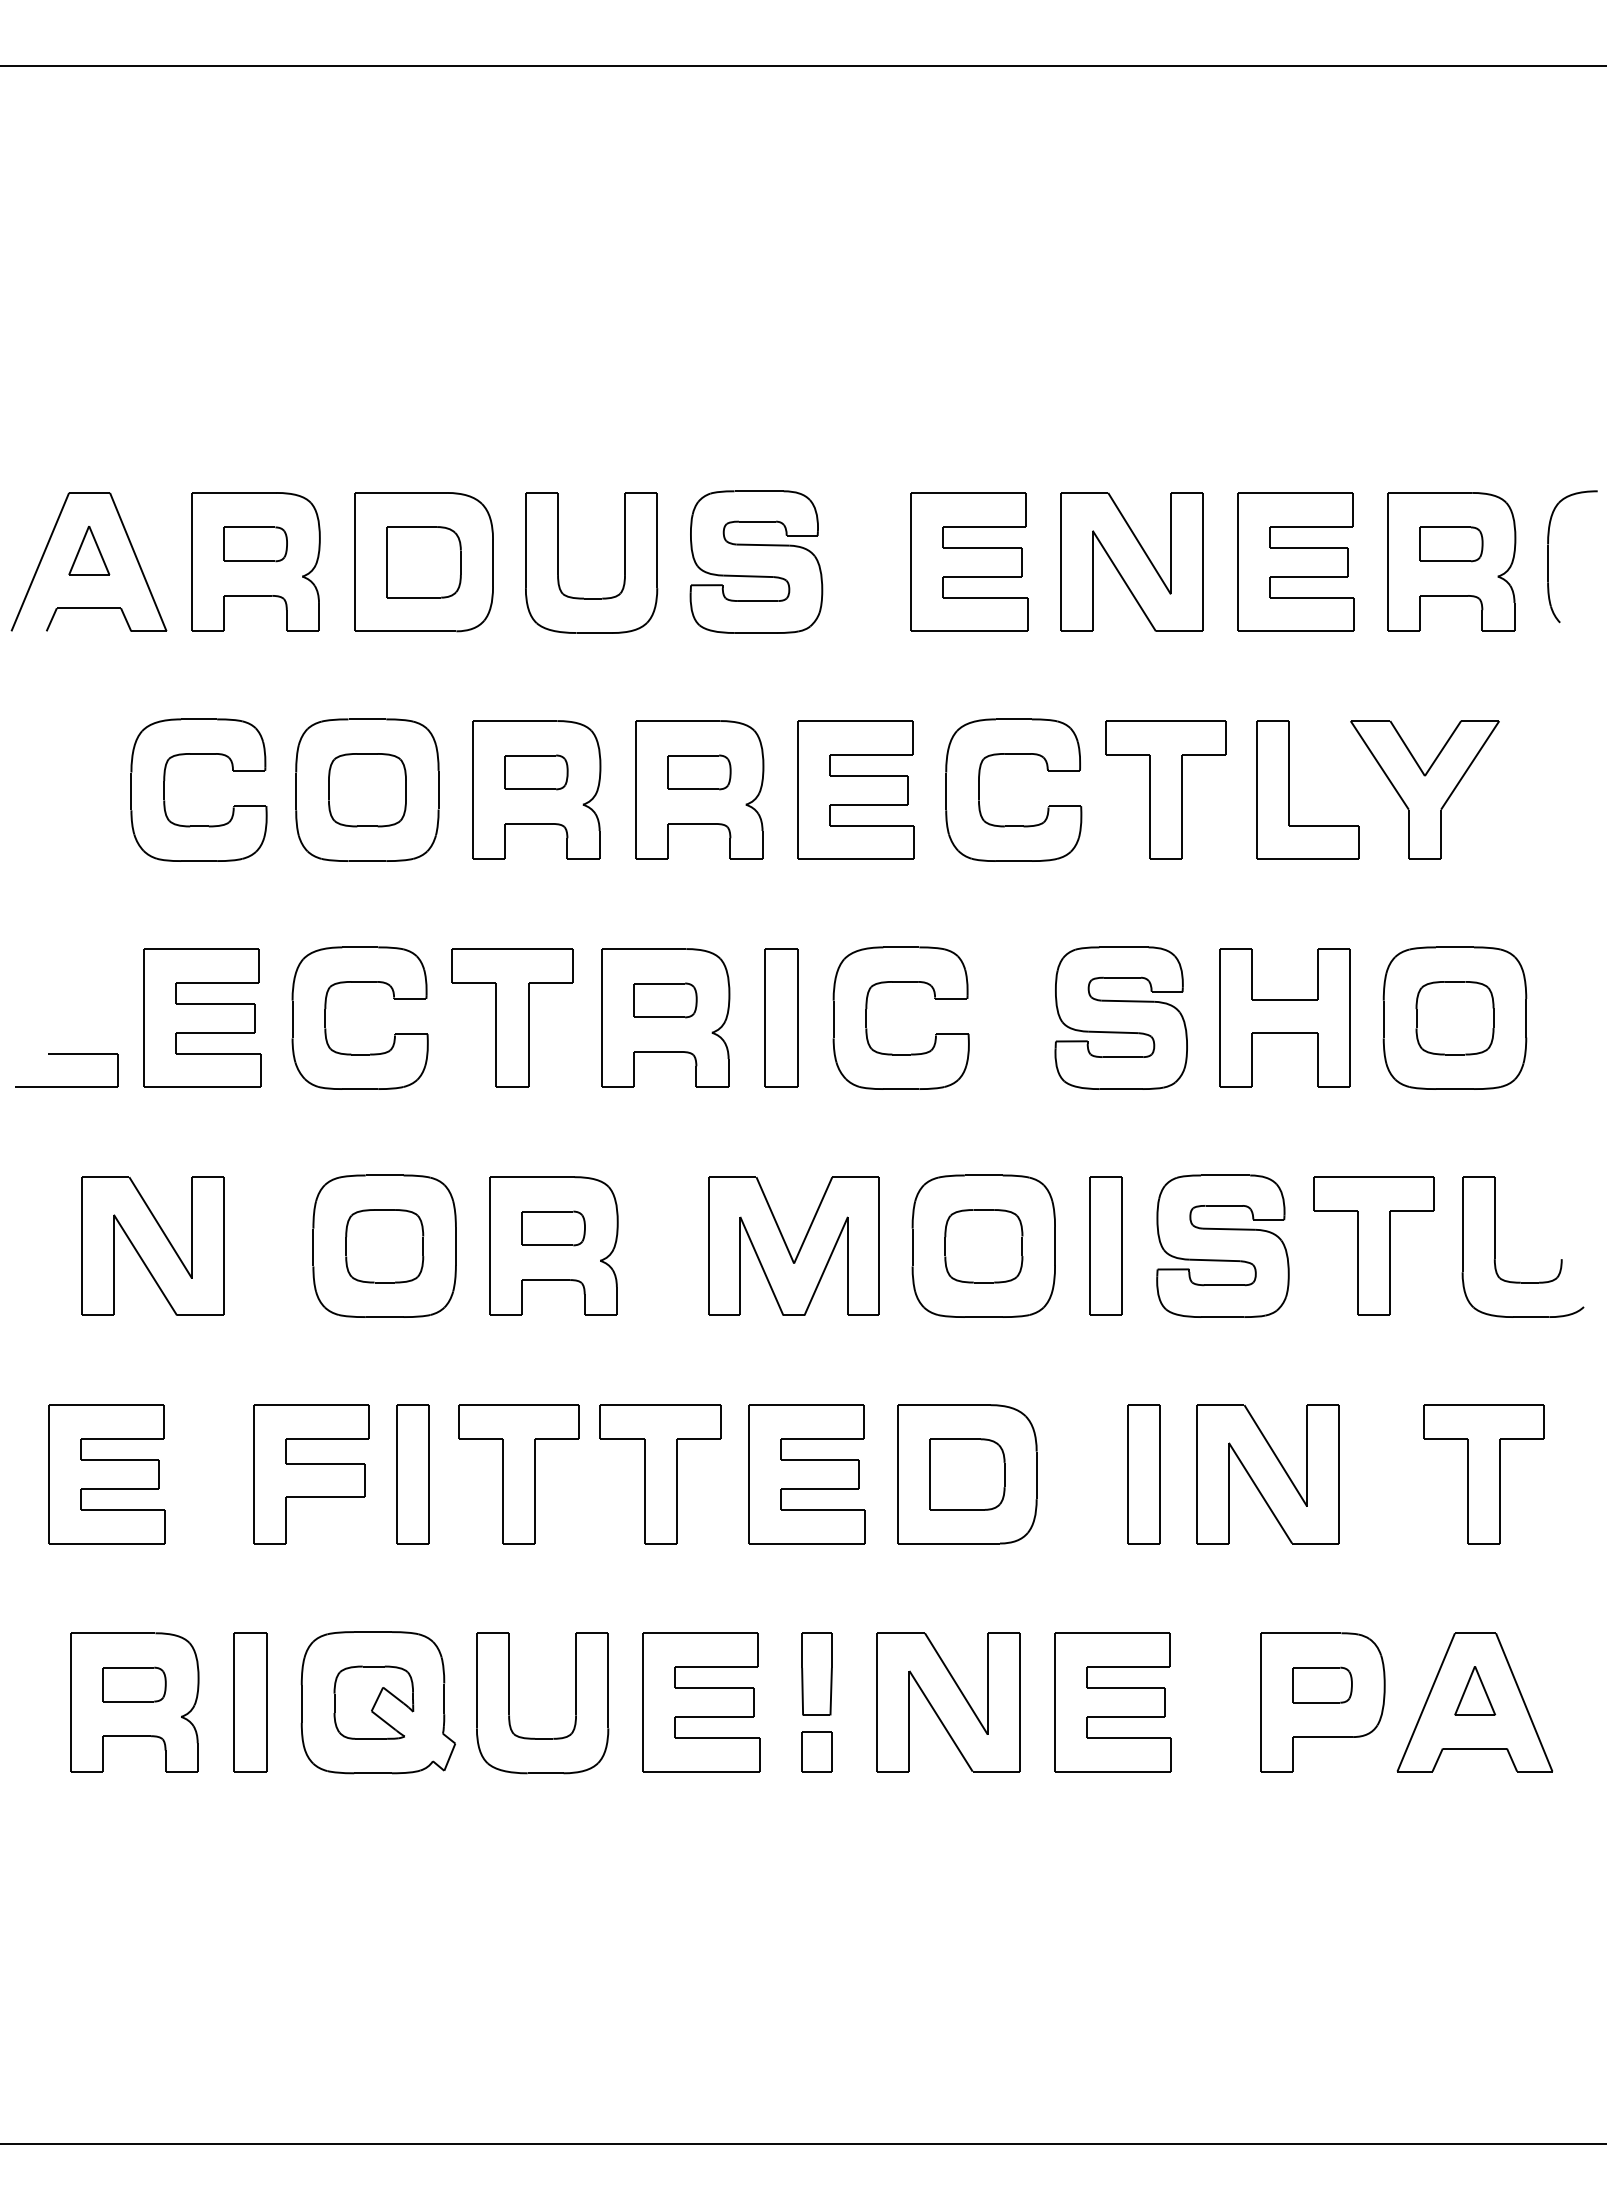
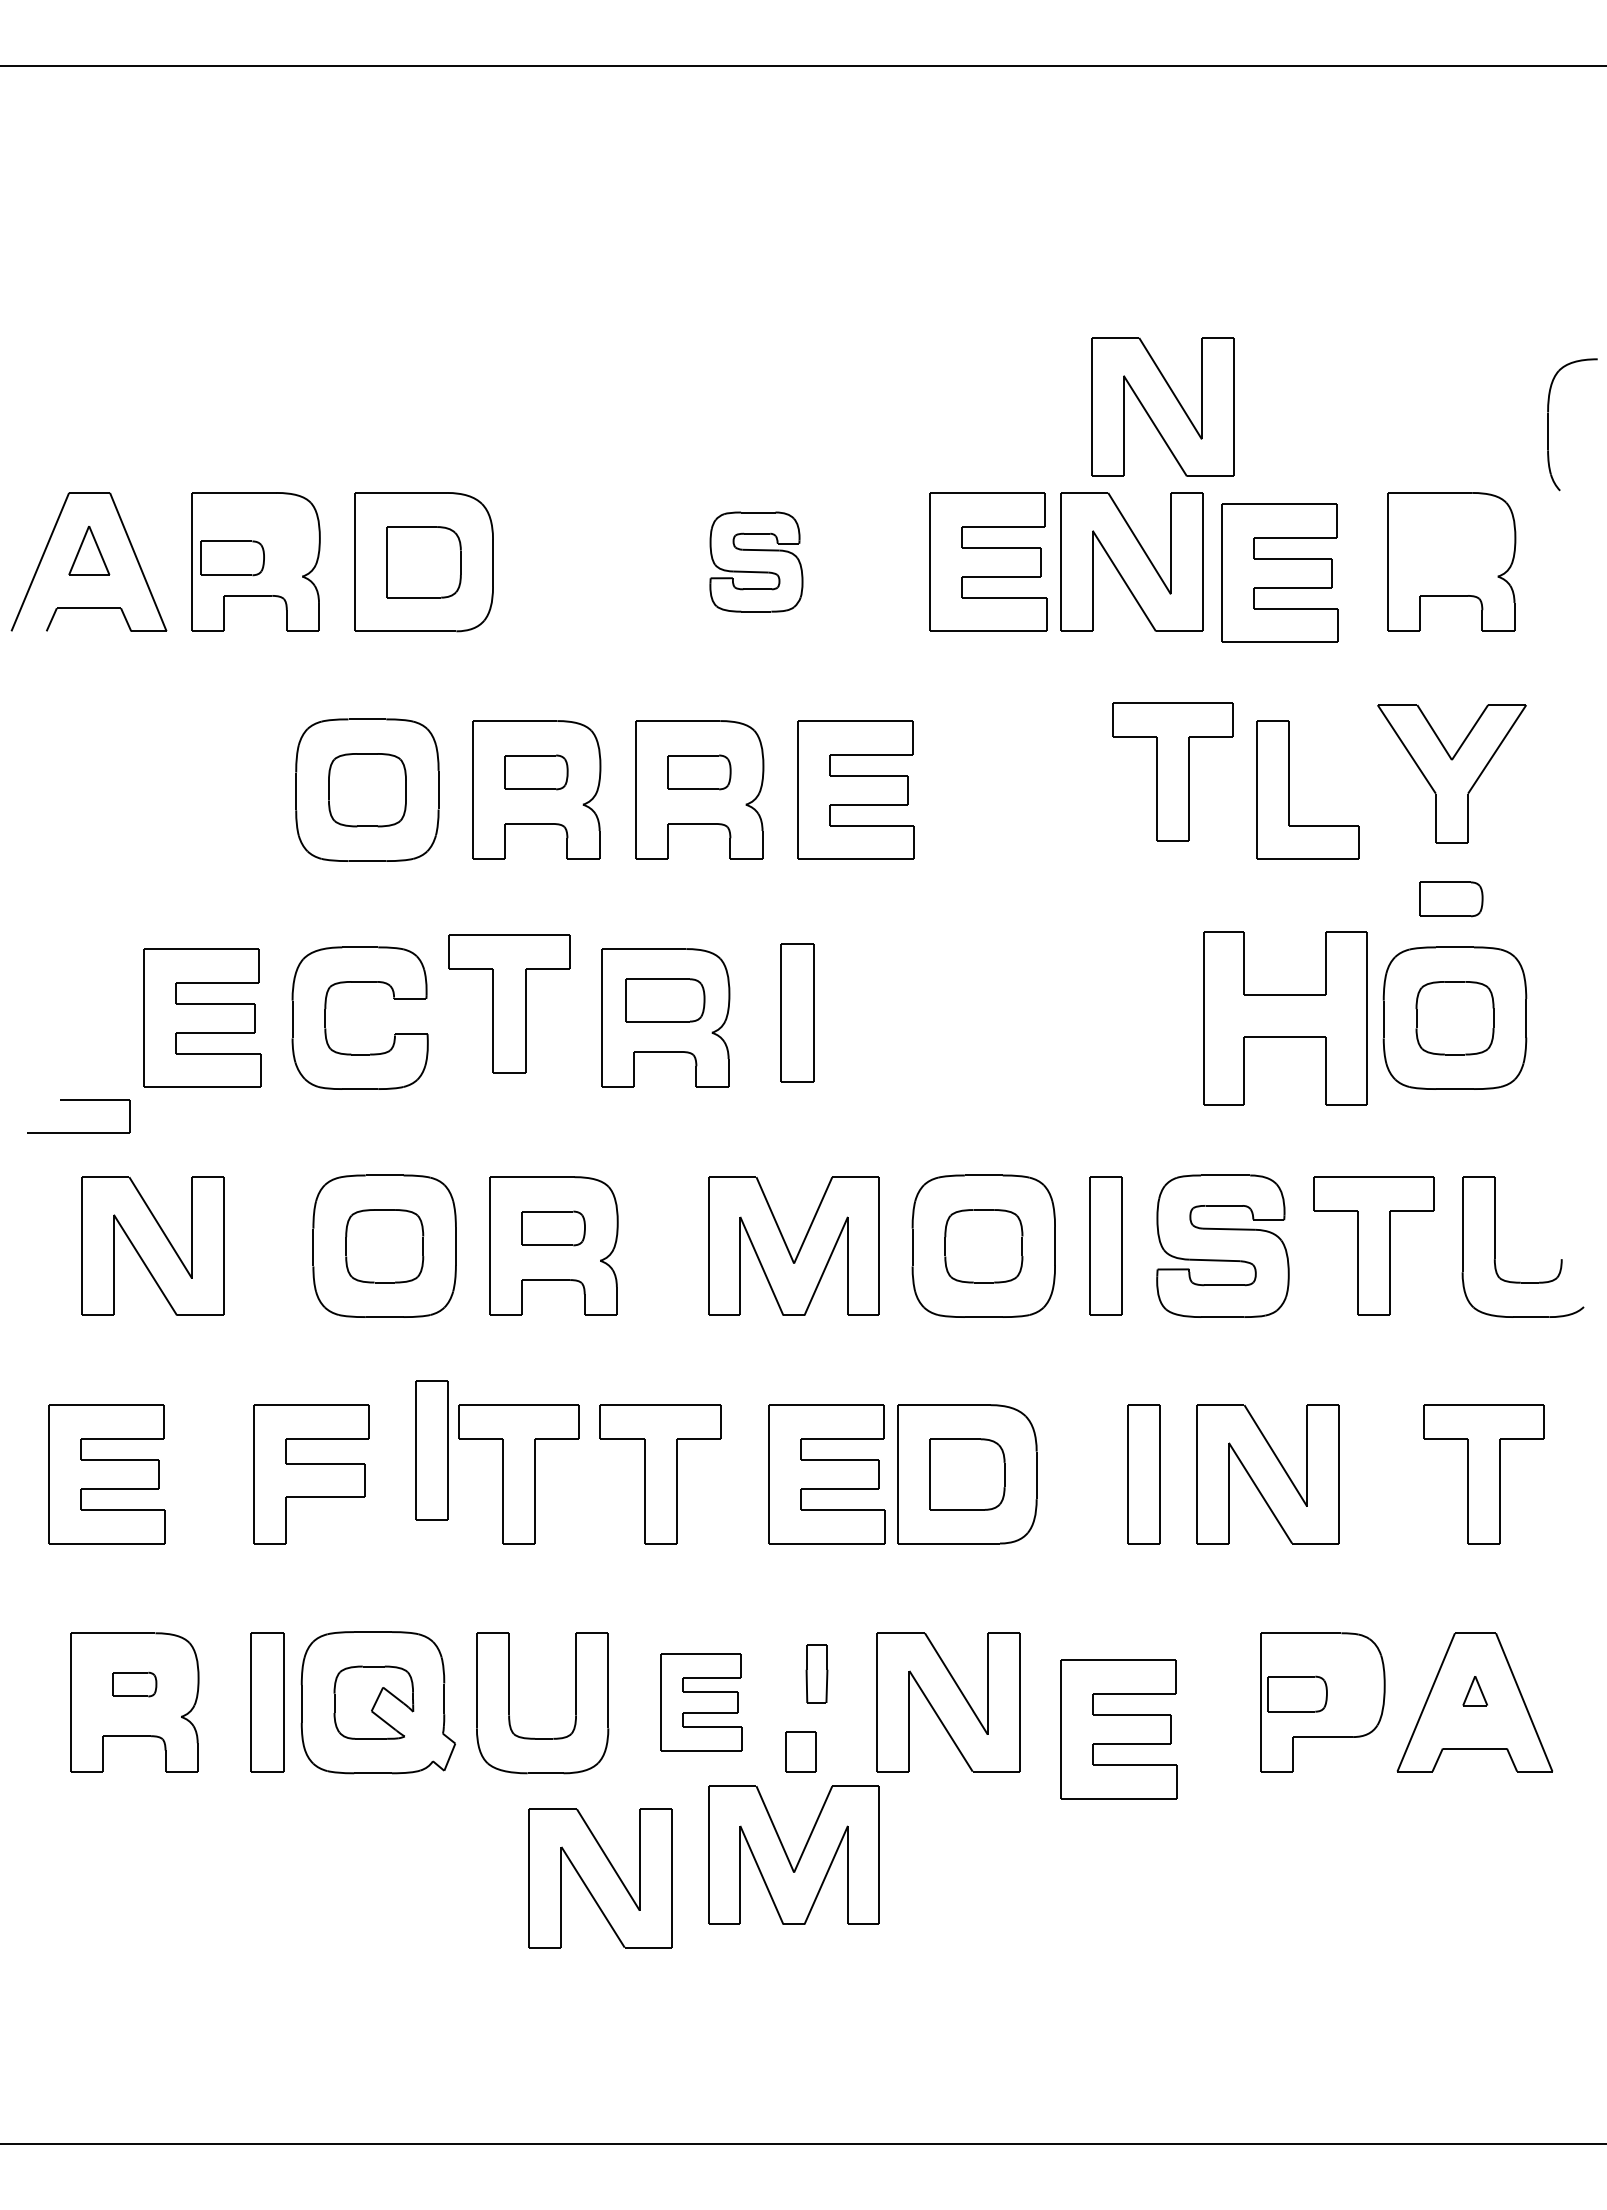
part: none -> present (1162, 406)
part position: (255, 544) -> (232, 558) (232, 558)
part position: (1451, 544) -> (1451, 899) (1451, 899)
part position: (1548, 556) -> (1548, 424) (1548, 424)
part size: 135x144 px -> 95x102 px (756, 561)
part position: (969, 561) -> (988, 561) (988, 561)
part position: (1295, 561) -> (1279, 572) (1279, 572)
part: present -> none (558, 562)
part: present -> none (164, 789)
part: present -> none (979, 789)
part position: (1165, 789) -> (1172, 771) (1172, 771)
part position: (1424, 789) -> (1451, 773) (1451, 773)
part size: 65x37 px -> 81x45 px (665, 1000)
part position: (512, 1017) -> (509, 1003) (509, 1003)
part position: (781, 1017) -> (797, 1012) (797, 1012)
part: present -> none (866, 1017)
part: present -> none (1120, 1017)
part size: 132x140 px -> 165x175 px (1285, 1018)
part position: (66, 1054) -> (78, 1100) (78, 1100)
part position: (412, 1474) -> (431, 1450) (431, 1450)
part position: (806, 1474) -> (826, 1474) (826, 1474)
part size: 32x84 px -> 24x60 px (816, 1673)
part size: 65x37 px -> 46x27 px (134, 1684)
part position: (1322, 1684) -> (1297, 1693) (1297, 1693)
part size: 43x50 px -> 26x31 px (1474, 1691)
part position: (250, 1702) -> (267, 1702) (267, 1702)
part size: 119x141 px -> 83x99 px (701, 1702)
part position: (1112, 1702) -> (1118, 1729) (1118, 1729)
part position: (816, 1751) -> (800, 1751) (800, 1751)
part: none -> present (793, 1854)
part: none -> present (600, 1878)
